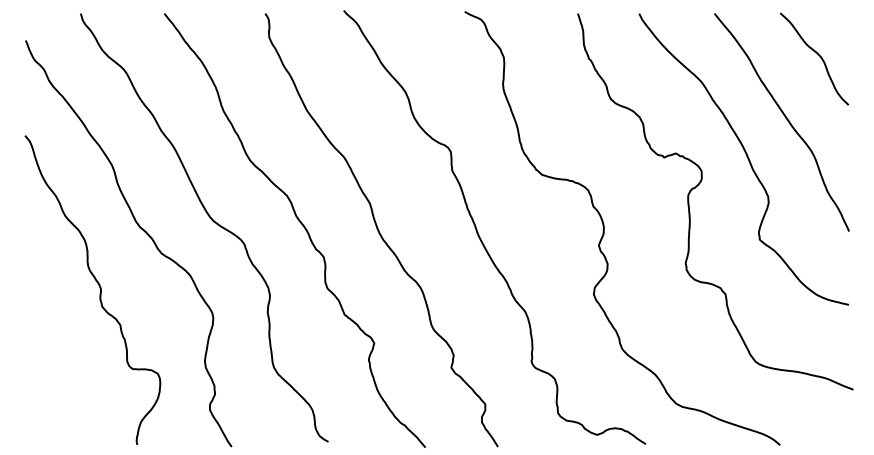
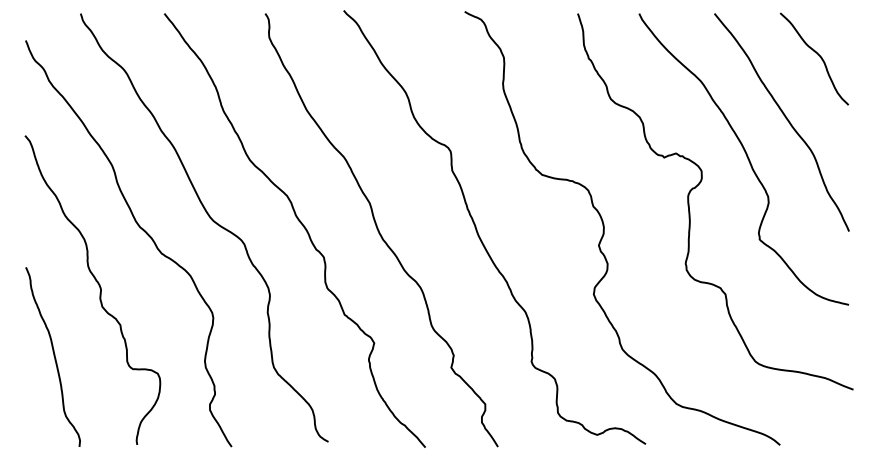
curve: none -> present (53, 356)
